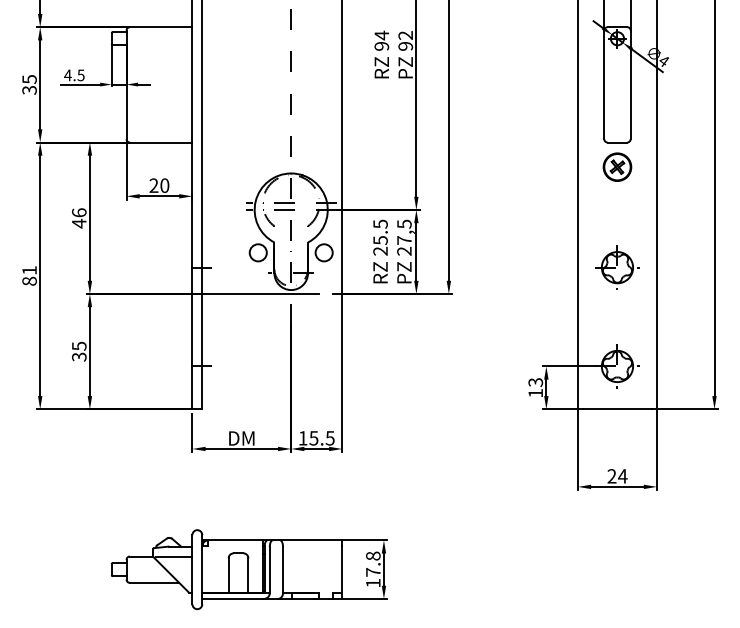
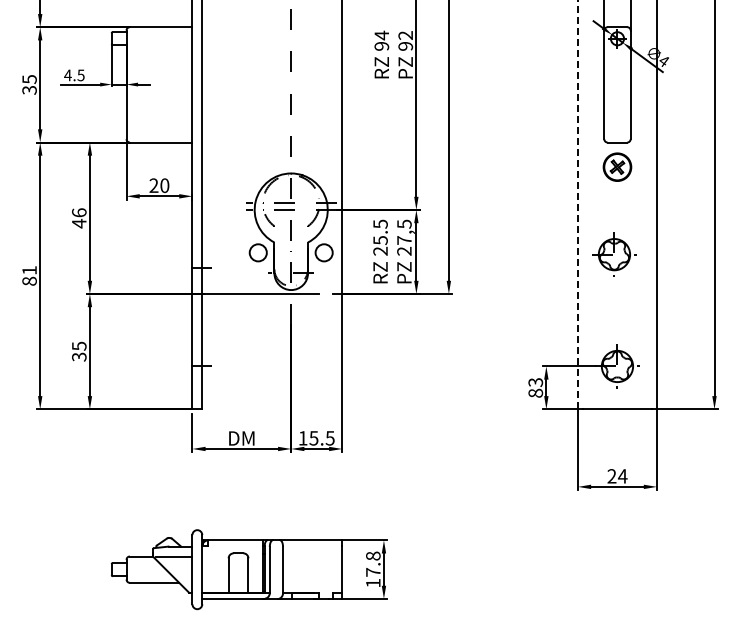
line: solid -> dashed (577, 204)
part position: (617, 267) -> (614, 254) (614, 254)
text: 13 -> 83 (535, 392)
